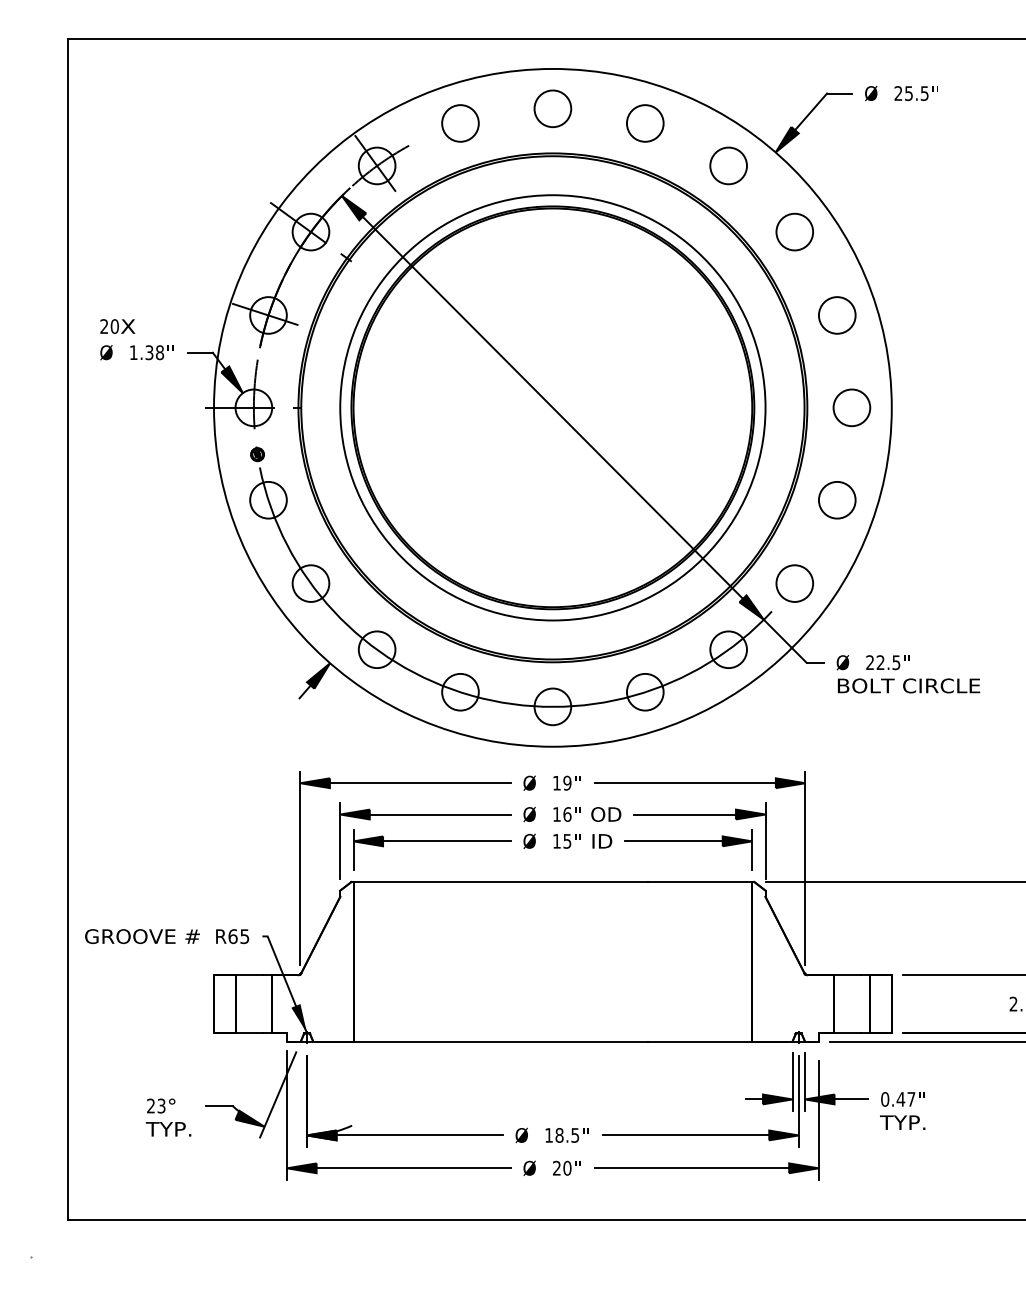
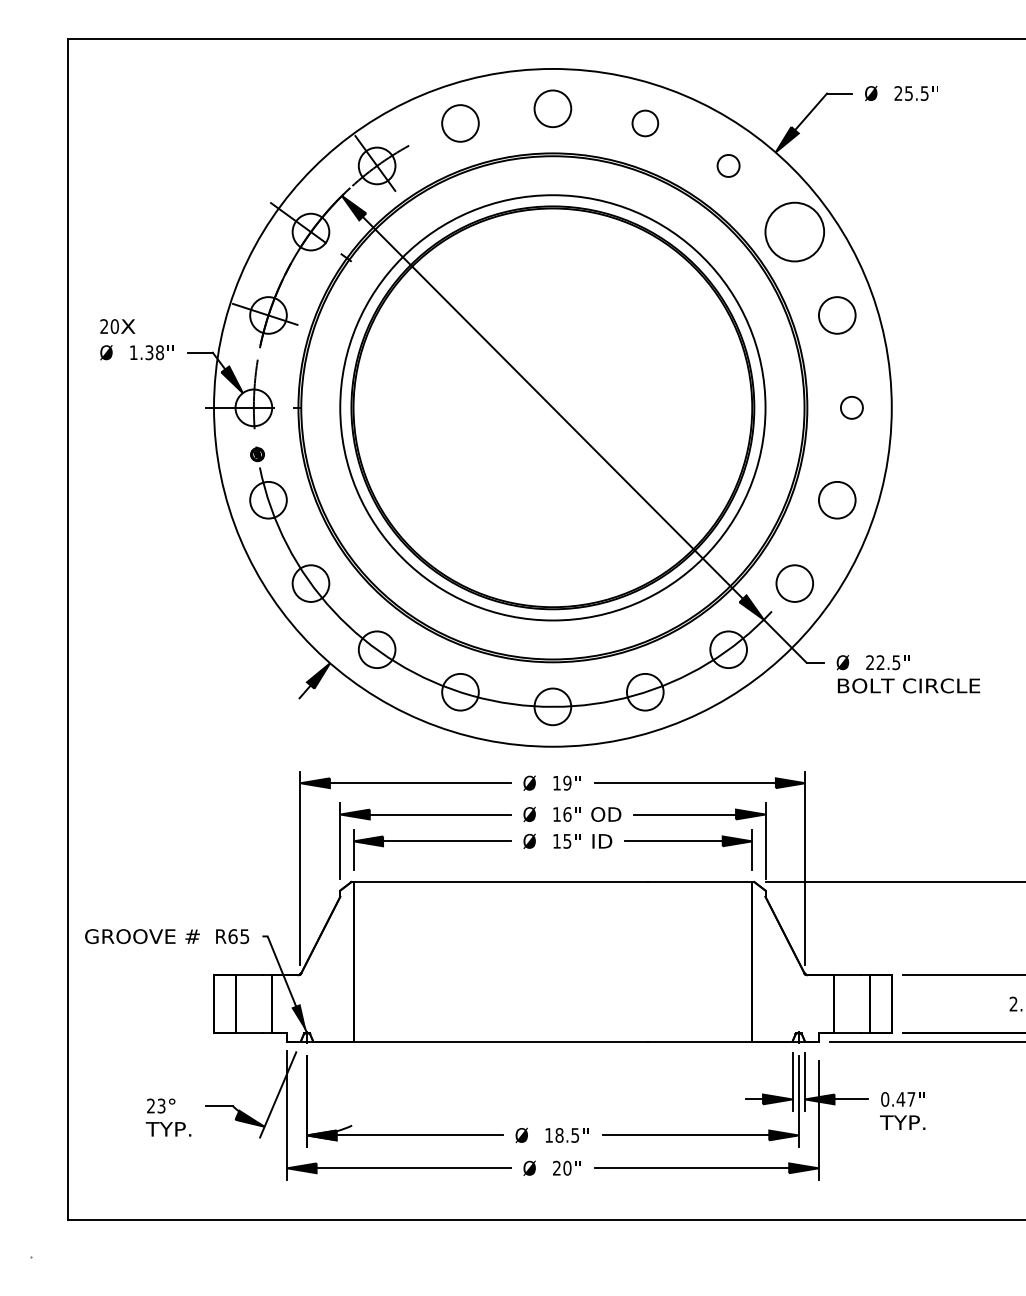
circle size: 39x39 px -> 29x29 px (645, 123)
circle size: 39x40 px -> 25x24 px (728, 165)
circle diameter: 37 px -> 59 px (794, 231)
circle diameter: 37 px -> 22 px (851, 407)
